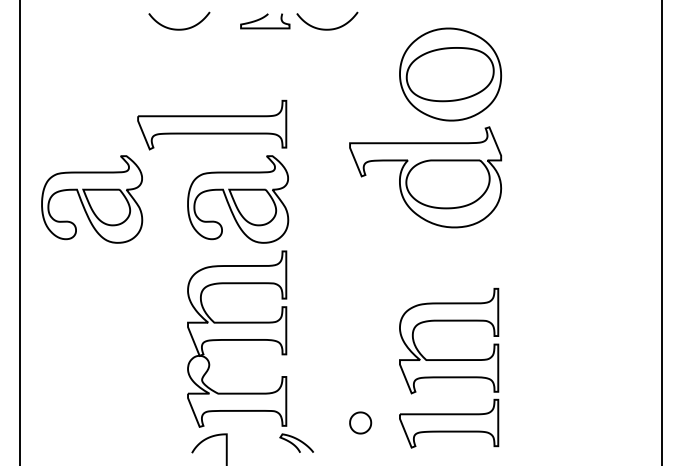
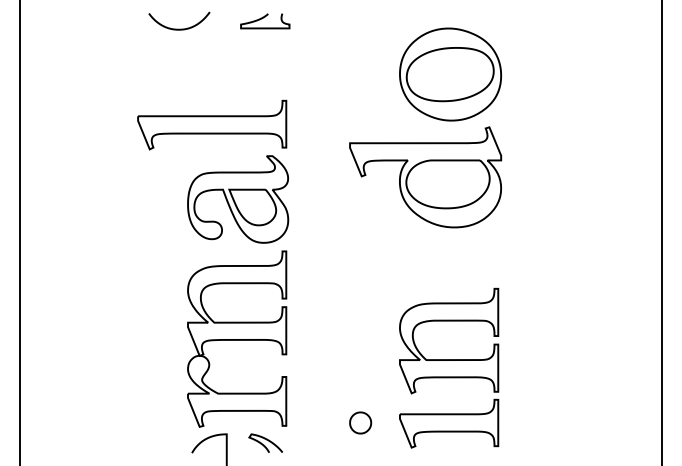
curve: present -> none (327, 28)
part: present -> none (92, 199)
curve position: (297, 440) -> (266, 440) (266, 440)
